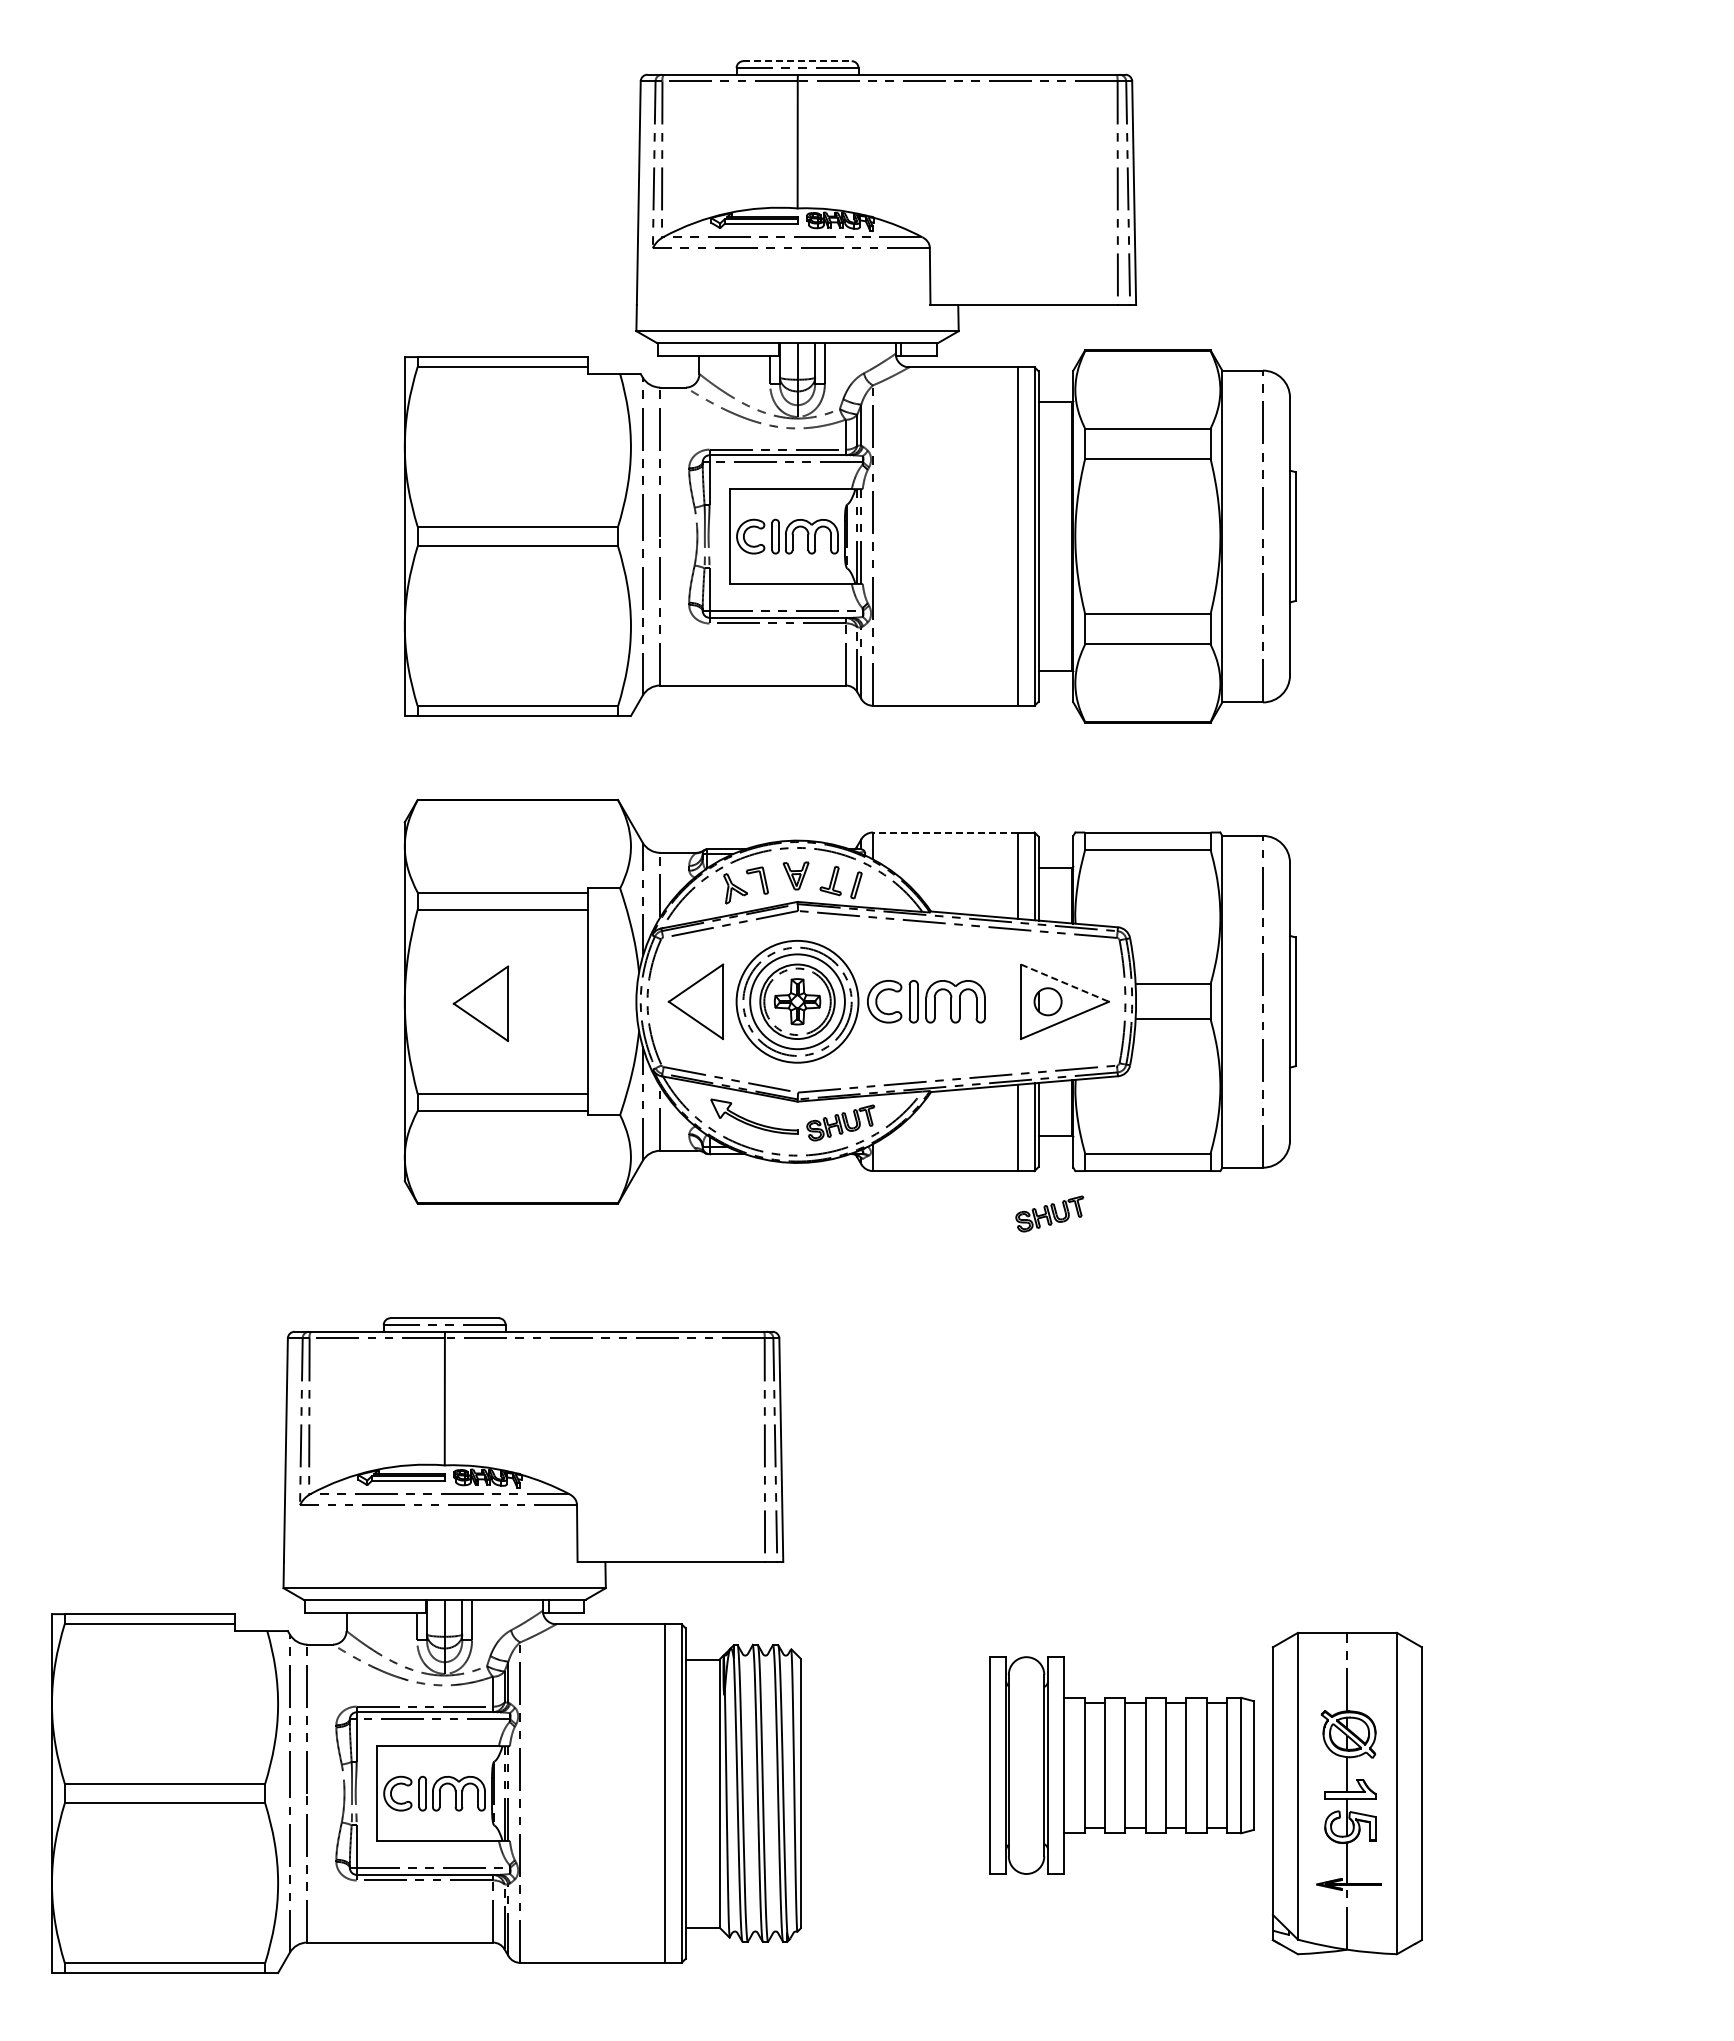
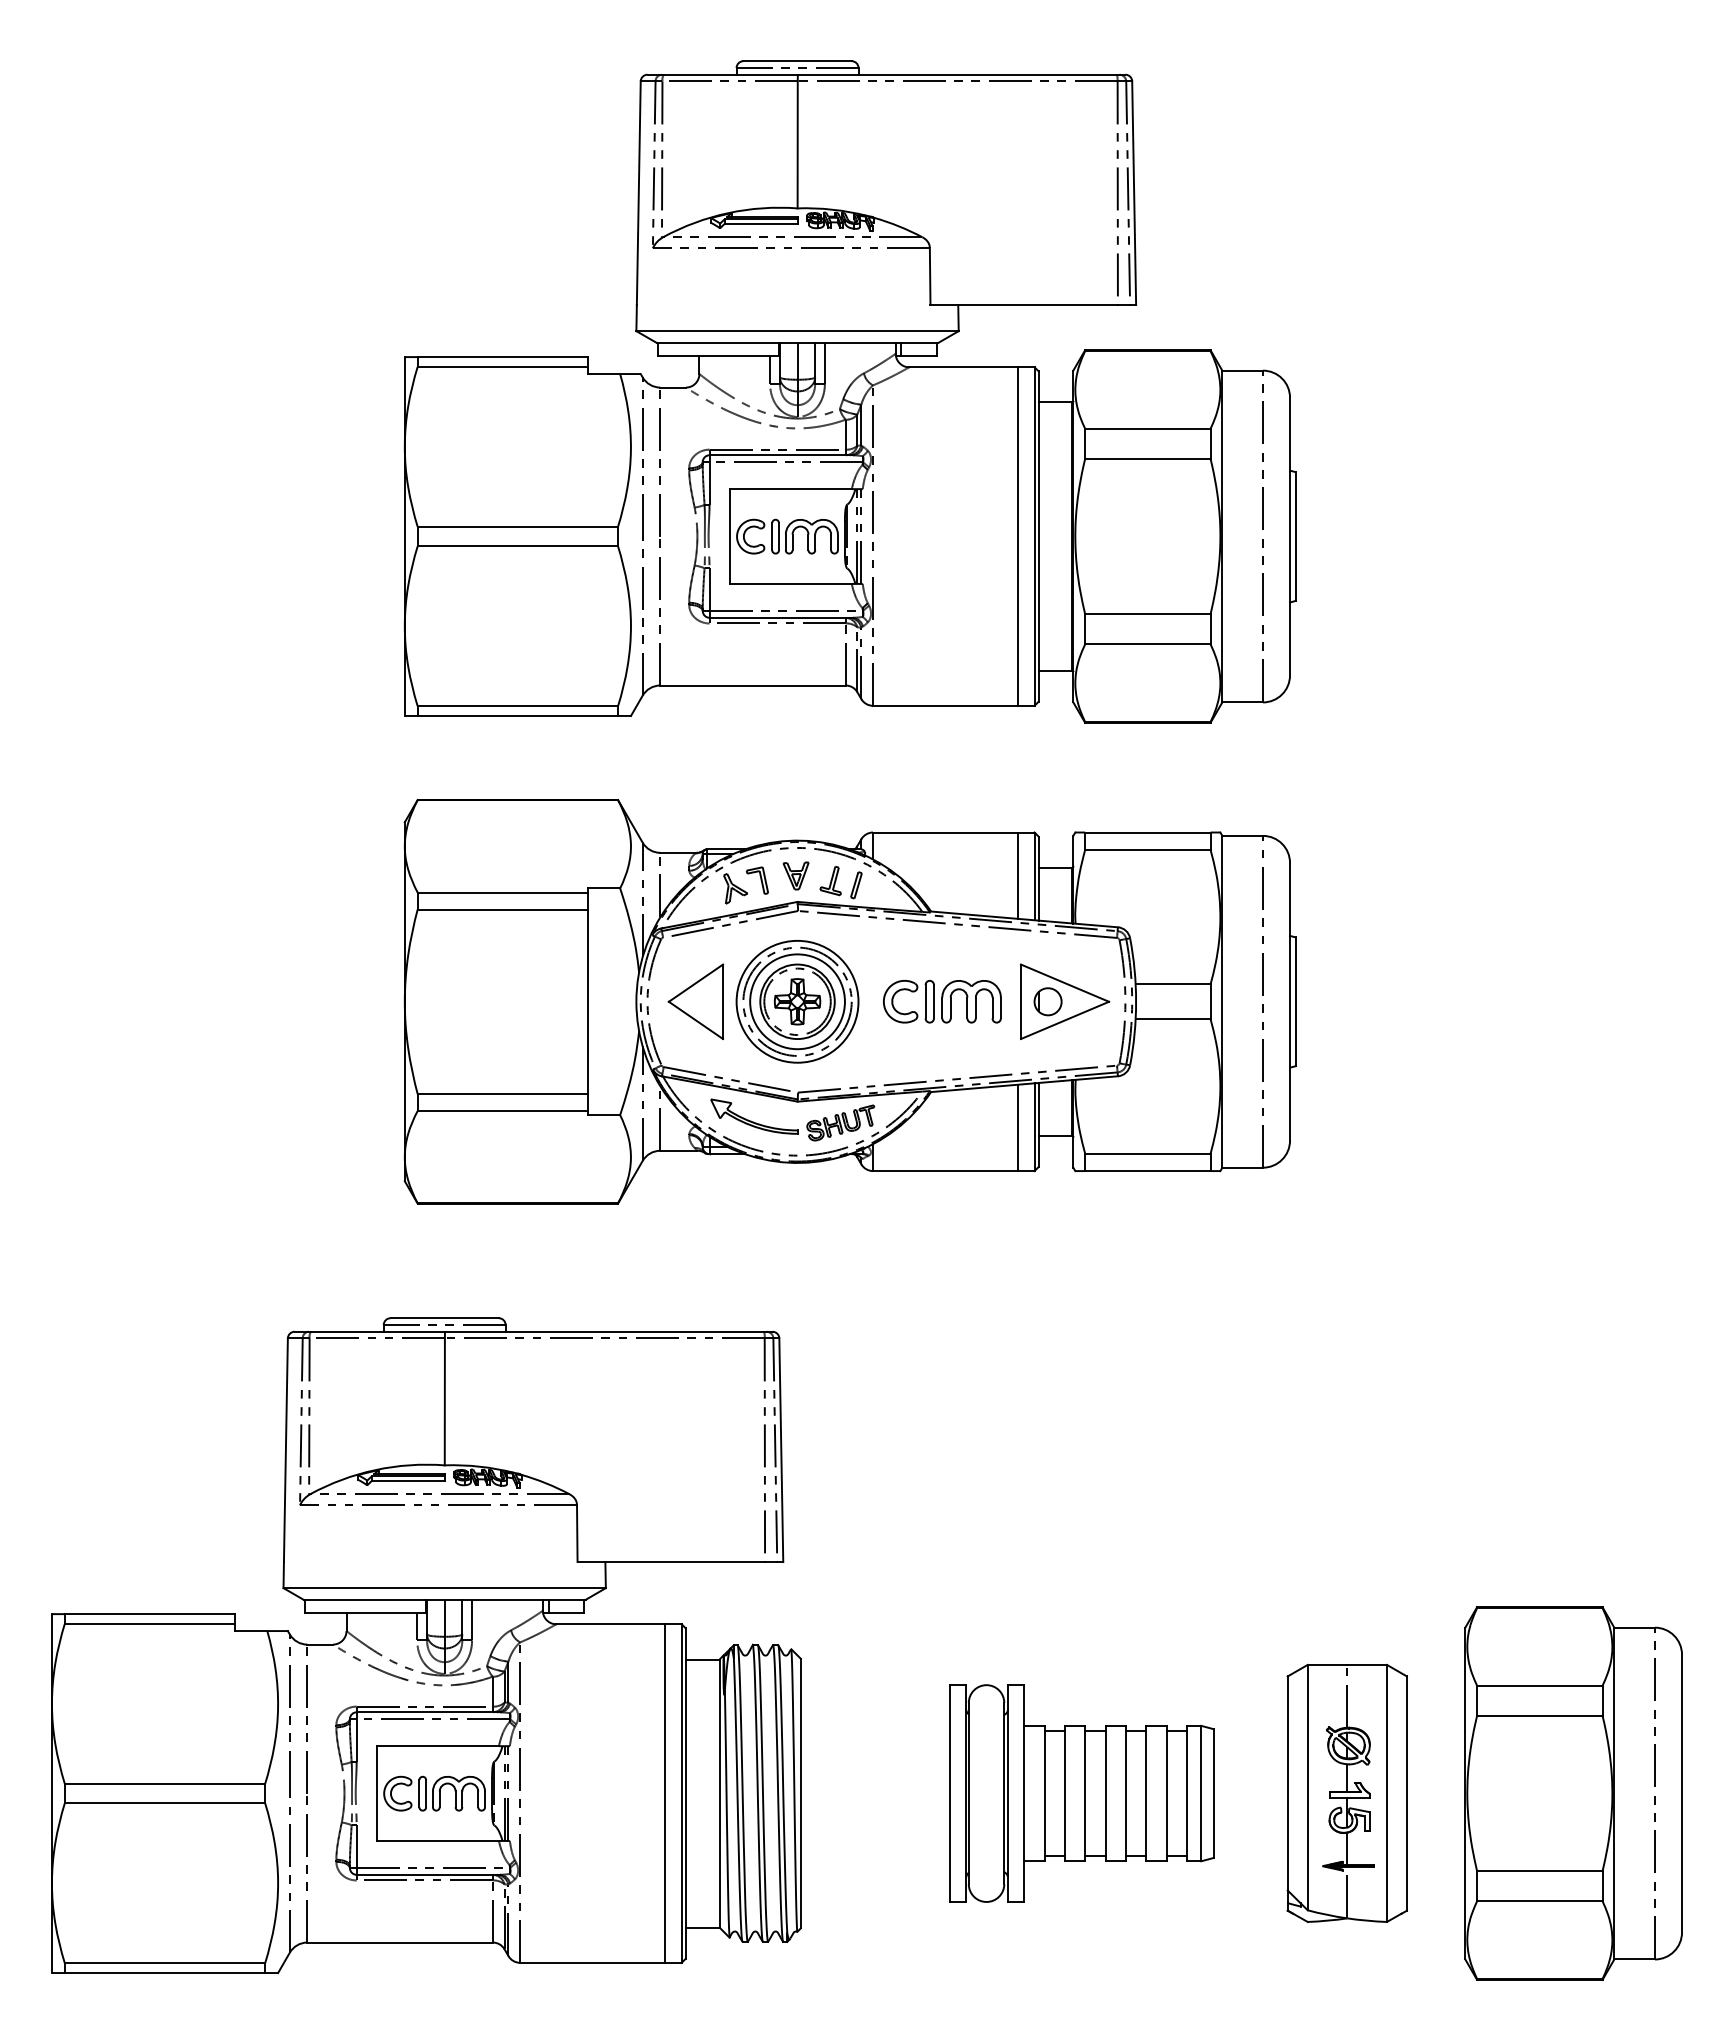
line: dashed -> solid (798, 61)
line: dashed -> solid (945, 832)
line: dashed -> solid (1065, 983)
part position: (926, 1001) -> (942, 1001) (942, 1001)
part: present -> none (480, 1003)
part: present -> none (1049, 1213)
part position: (1121, 1765) -> (1081, 1793) (1081, 1793)
part size: 152x325 px -> 122x260 px (1346, 1792)
part: none -> present (1573, 1793)
